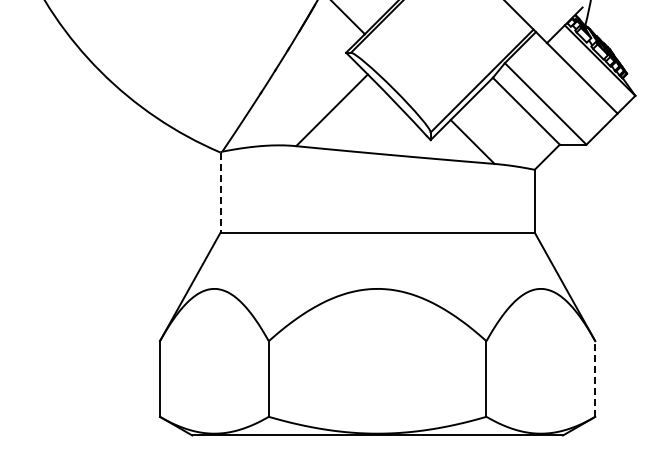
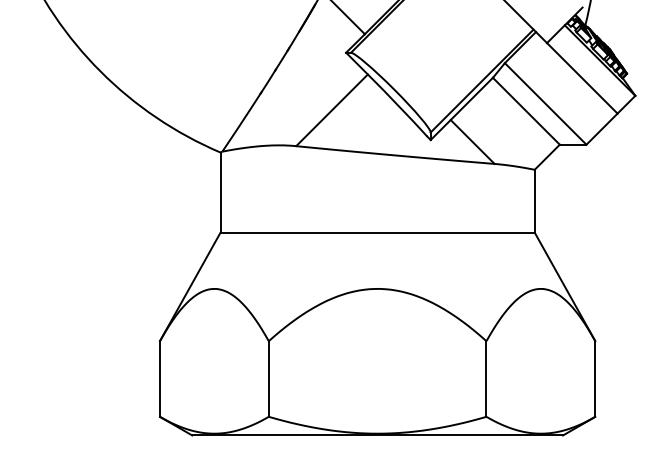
line: dashed -> solid (220, 193)
line: dashed -> solid (595, 379)
